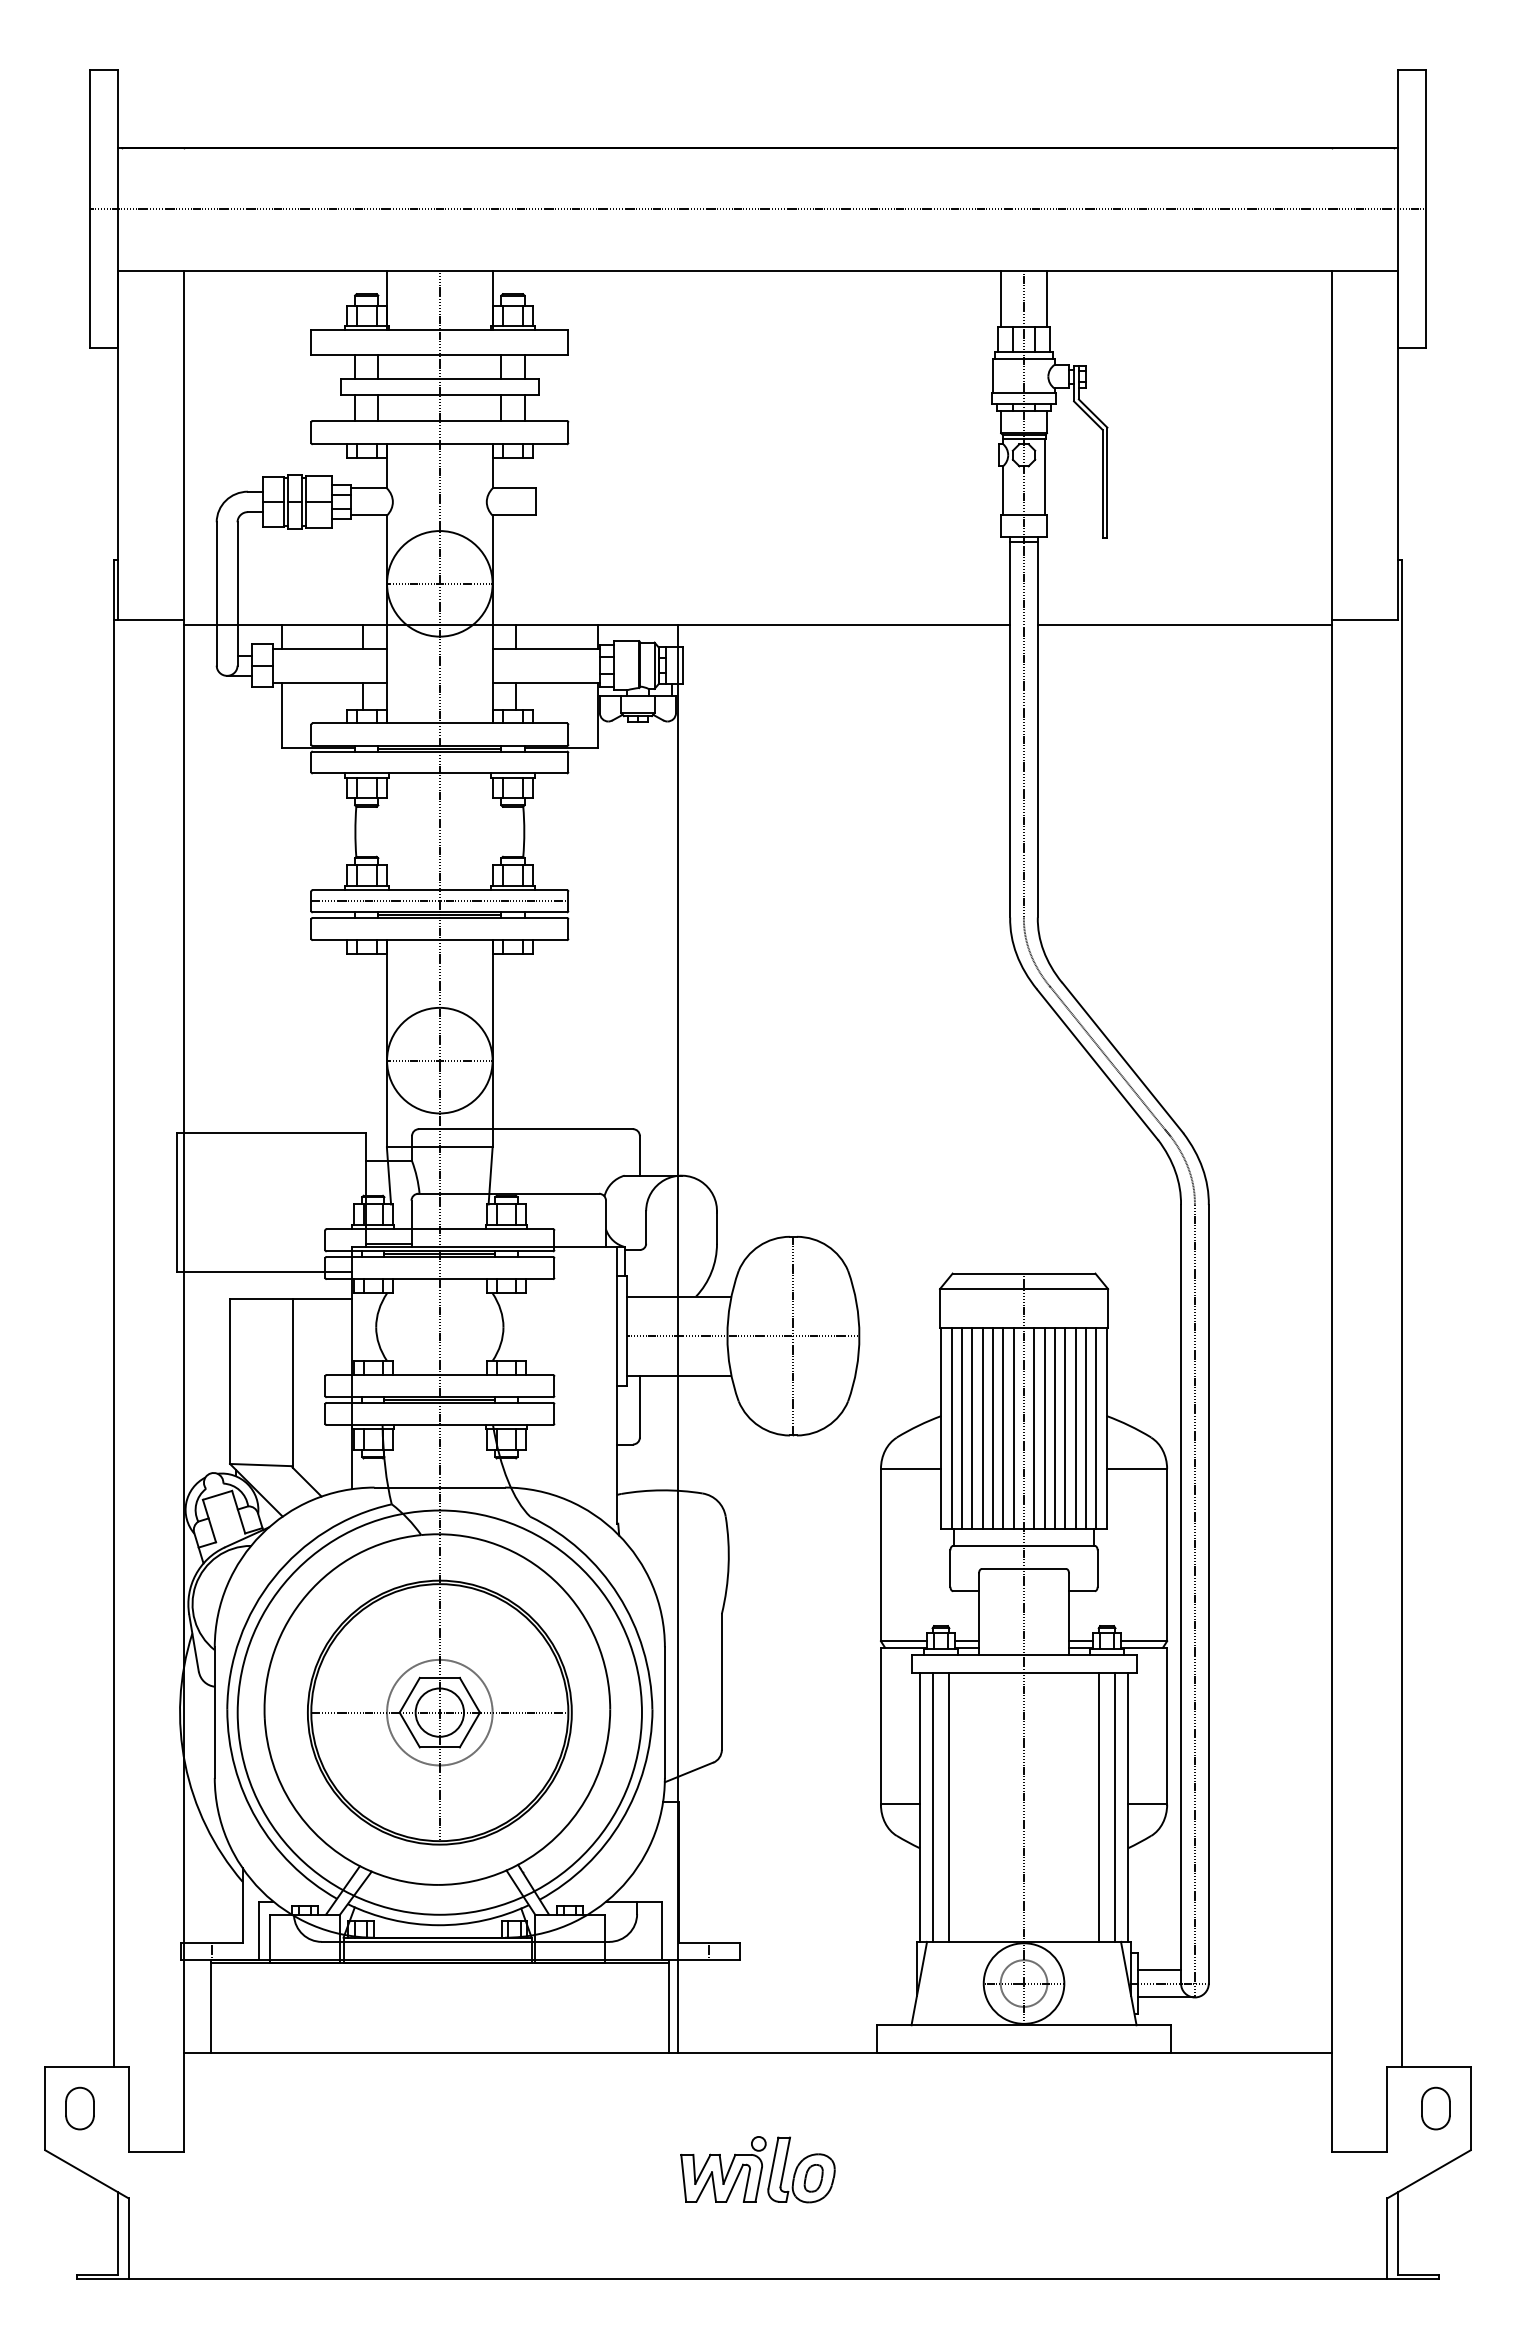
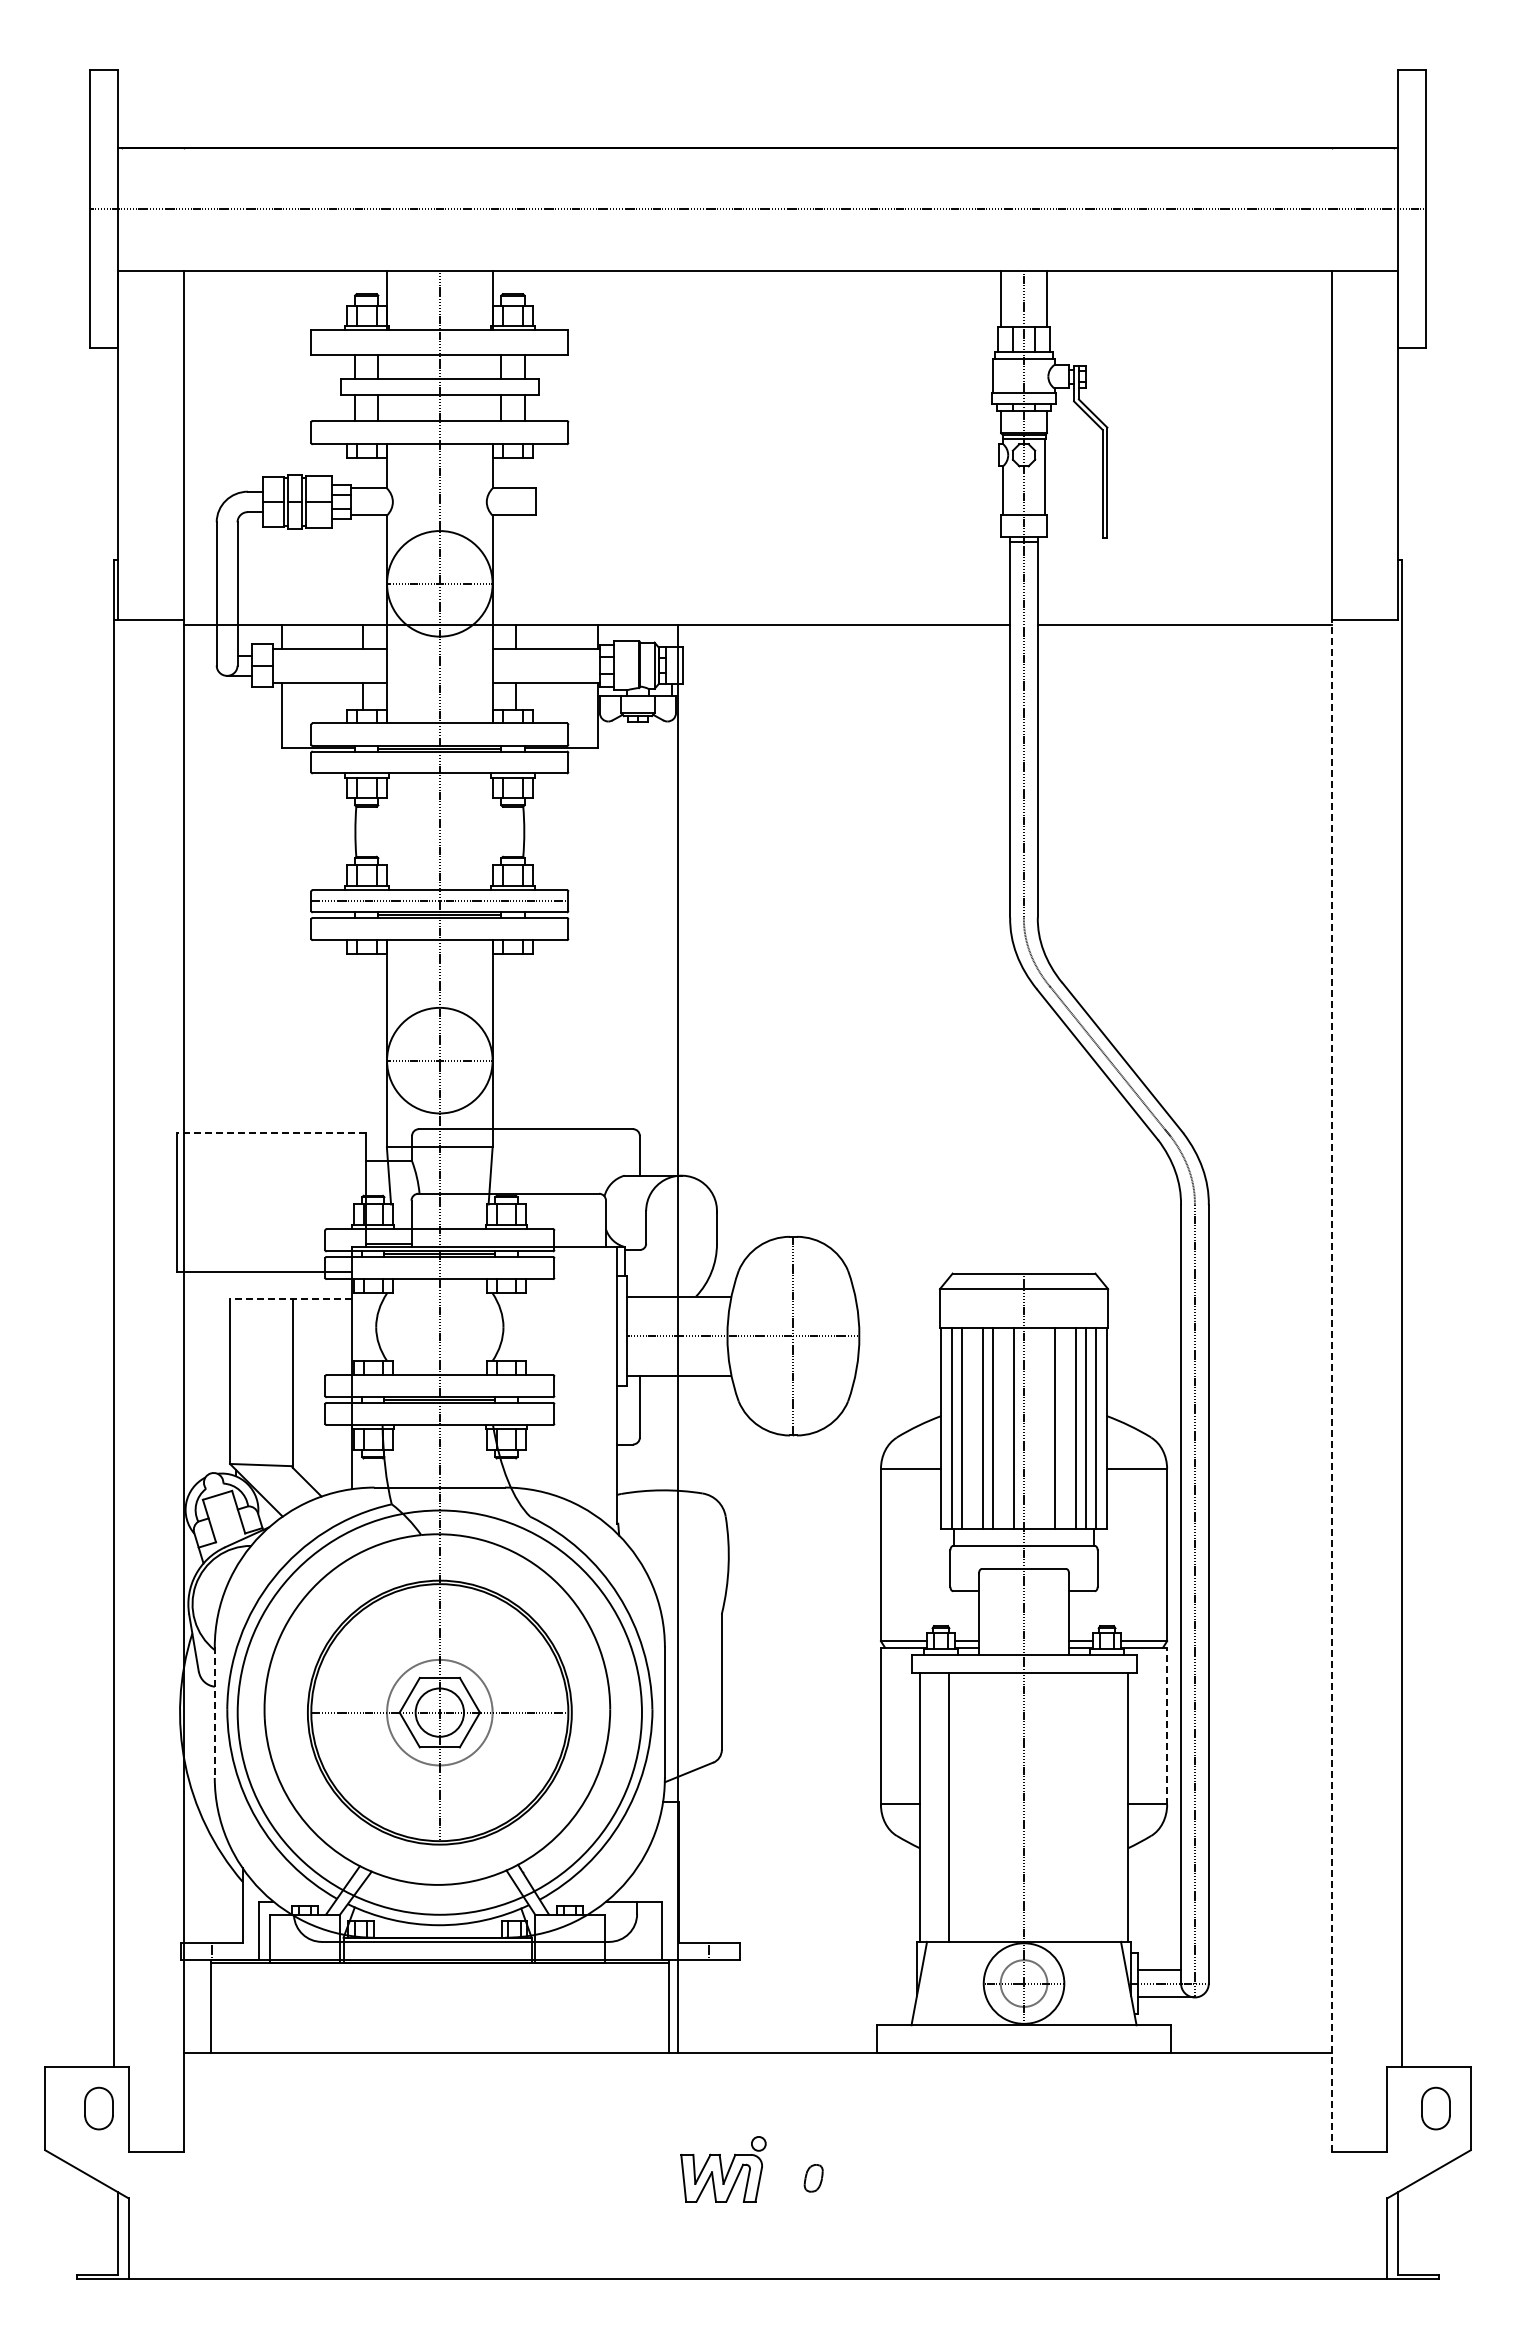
line: solid -> dashed (271, 1133)
line: solid -> dashed (290, 1298)
line: solid -> dashed (1332, 1385)
line: present -> none (972, 1428)
line: present -> none (1003, 1428)
line: present -> none (1034, 1428)
line: present -> none (1044, 1428)
line: present -> none (1065, 1428)
line: solid -> dashed (214, 1713)
line: solid -> dashed (1167, 1725)
line: present -> none (932, 1806)
line: present -> none (1098, 1806)
line: present -> none (1115, 1806)
part position: (79, 2108) -> (98, 2108) (98, 2108)
part: present -> none (801, 2169)
